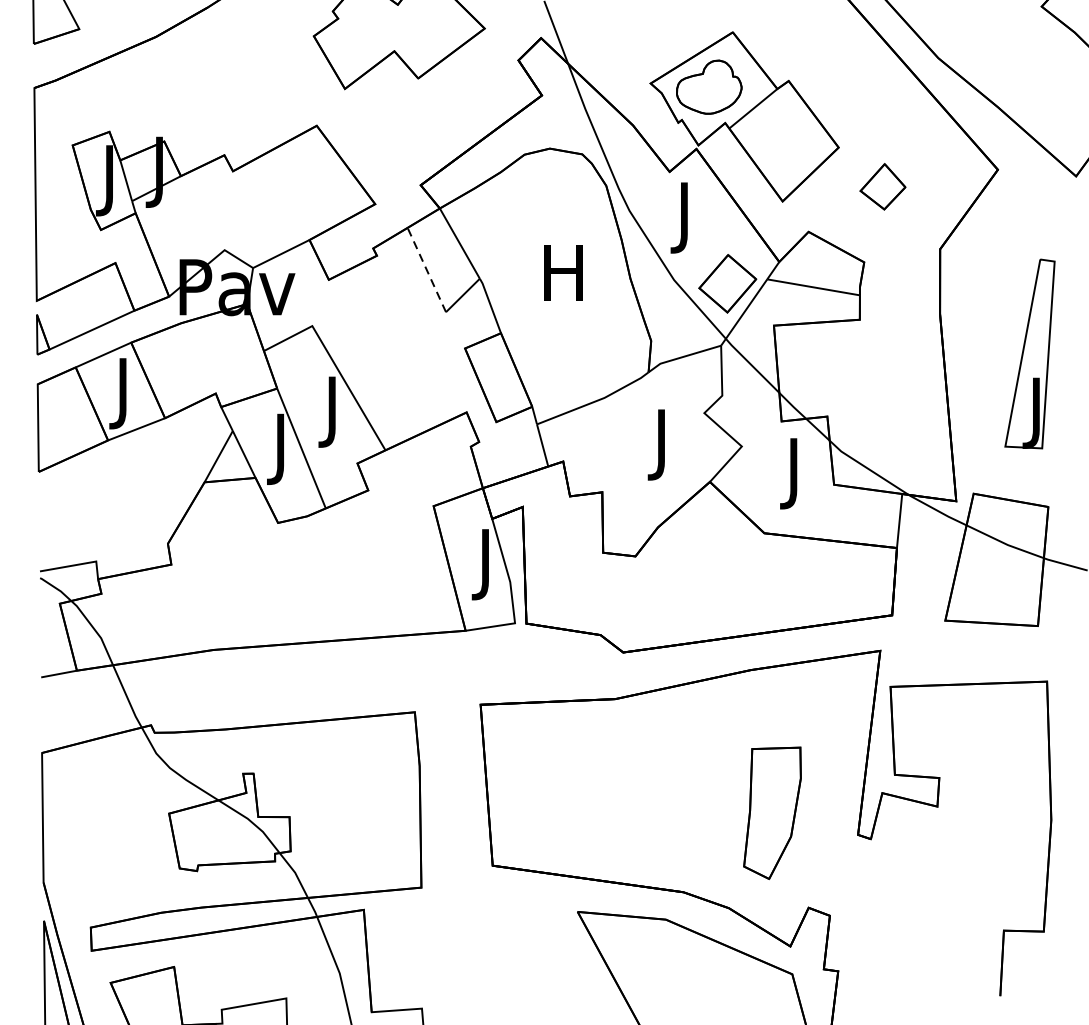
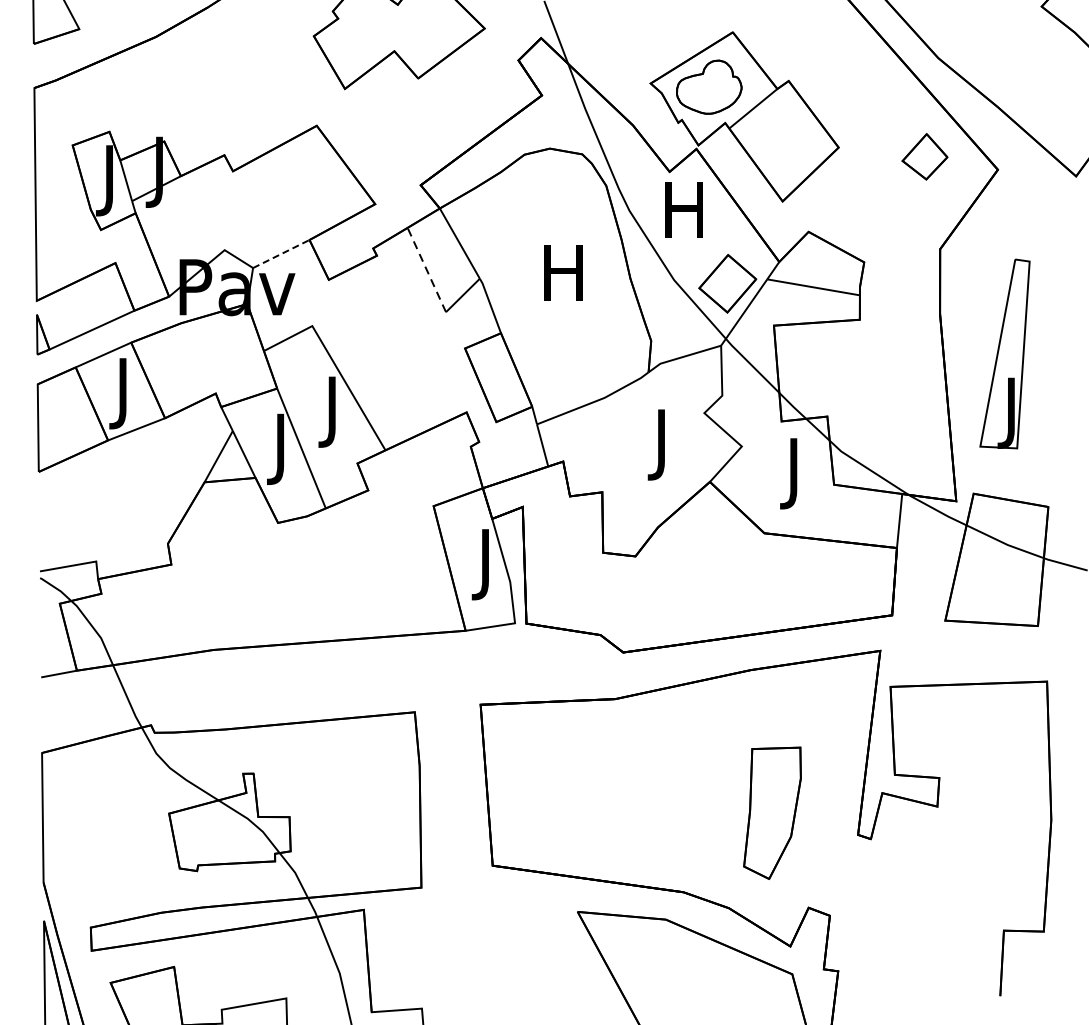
part position: (882, 186) -> (924, 156) (924, 156)
text: J -> H (683, 217)
line: solid -> dashed (281, 253)
part position: (1029, 353) -> (1004, 353) (1004, 353)
